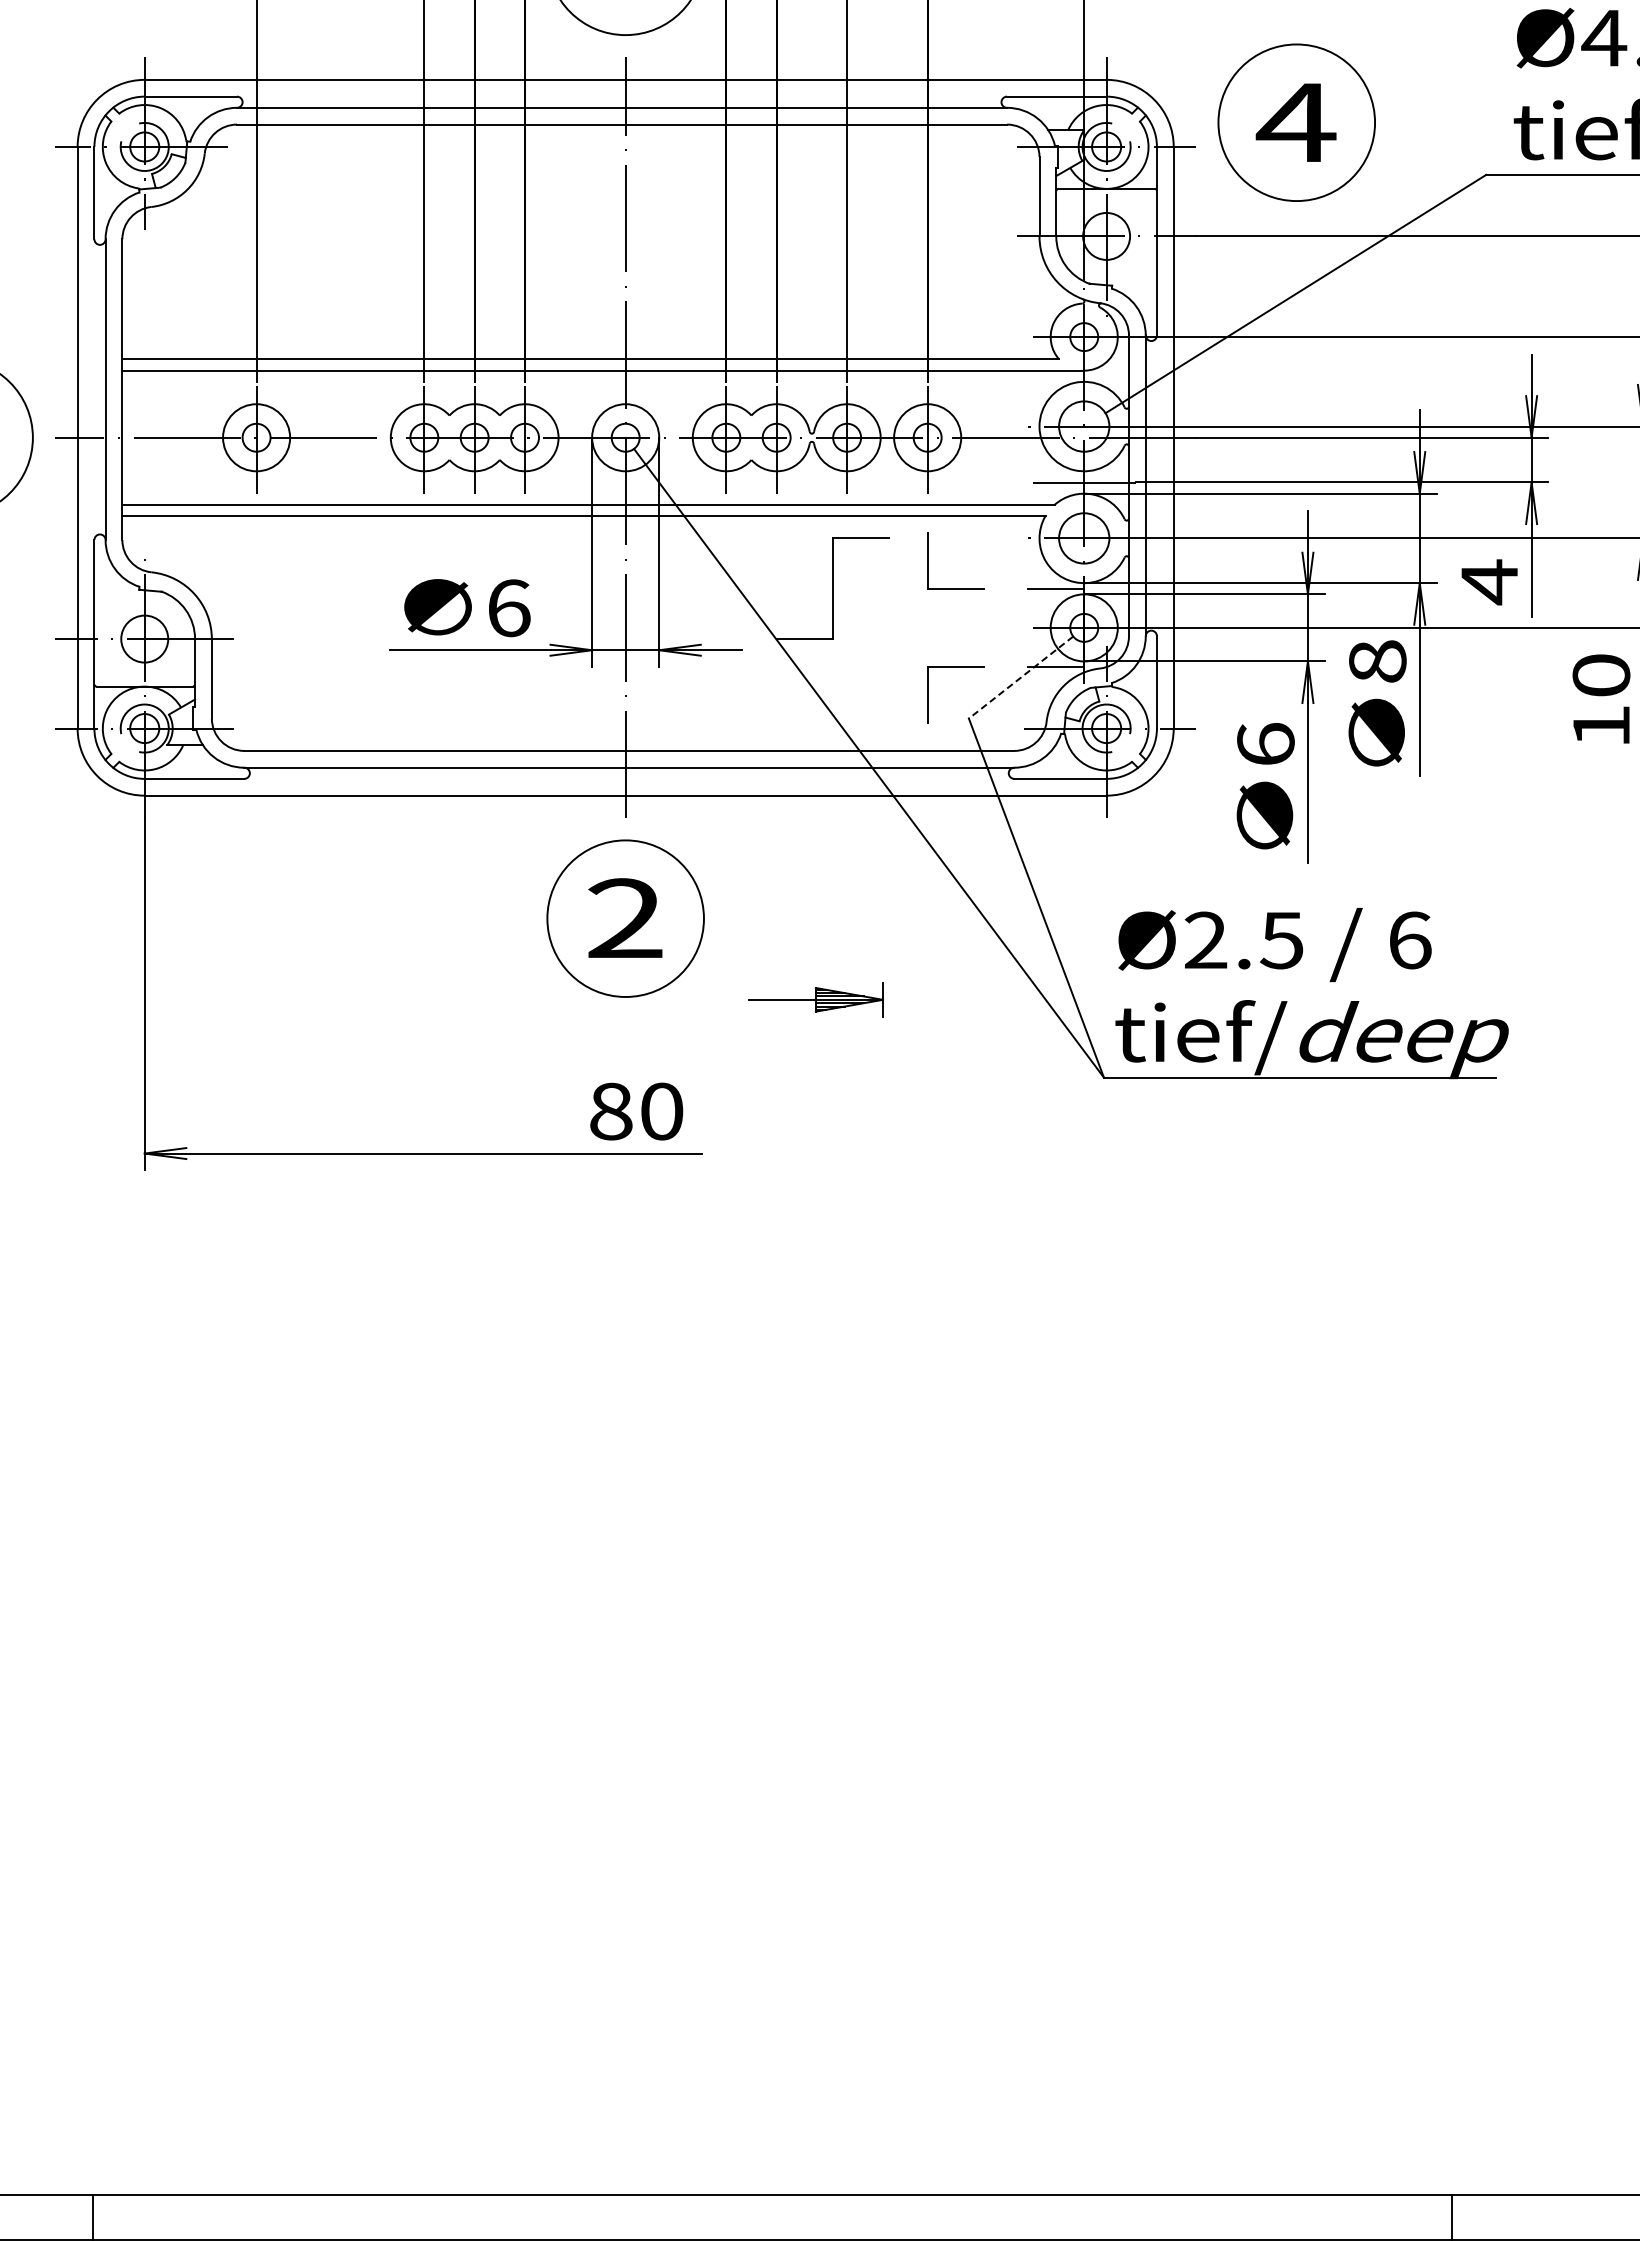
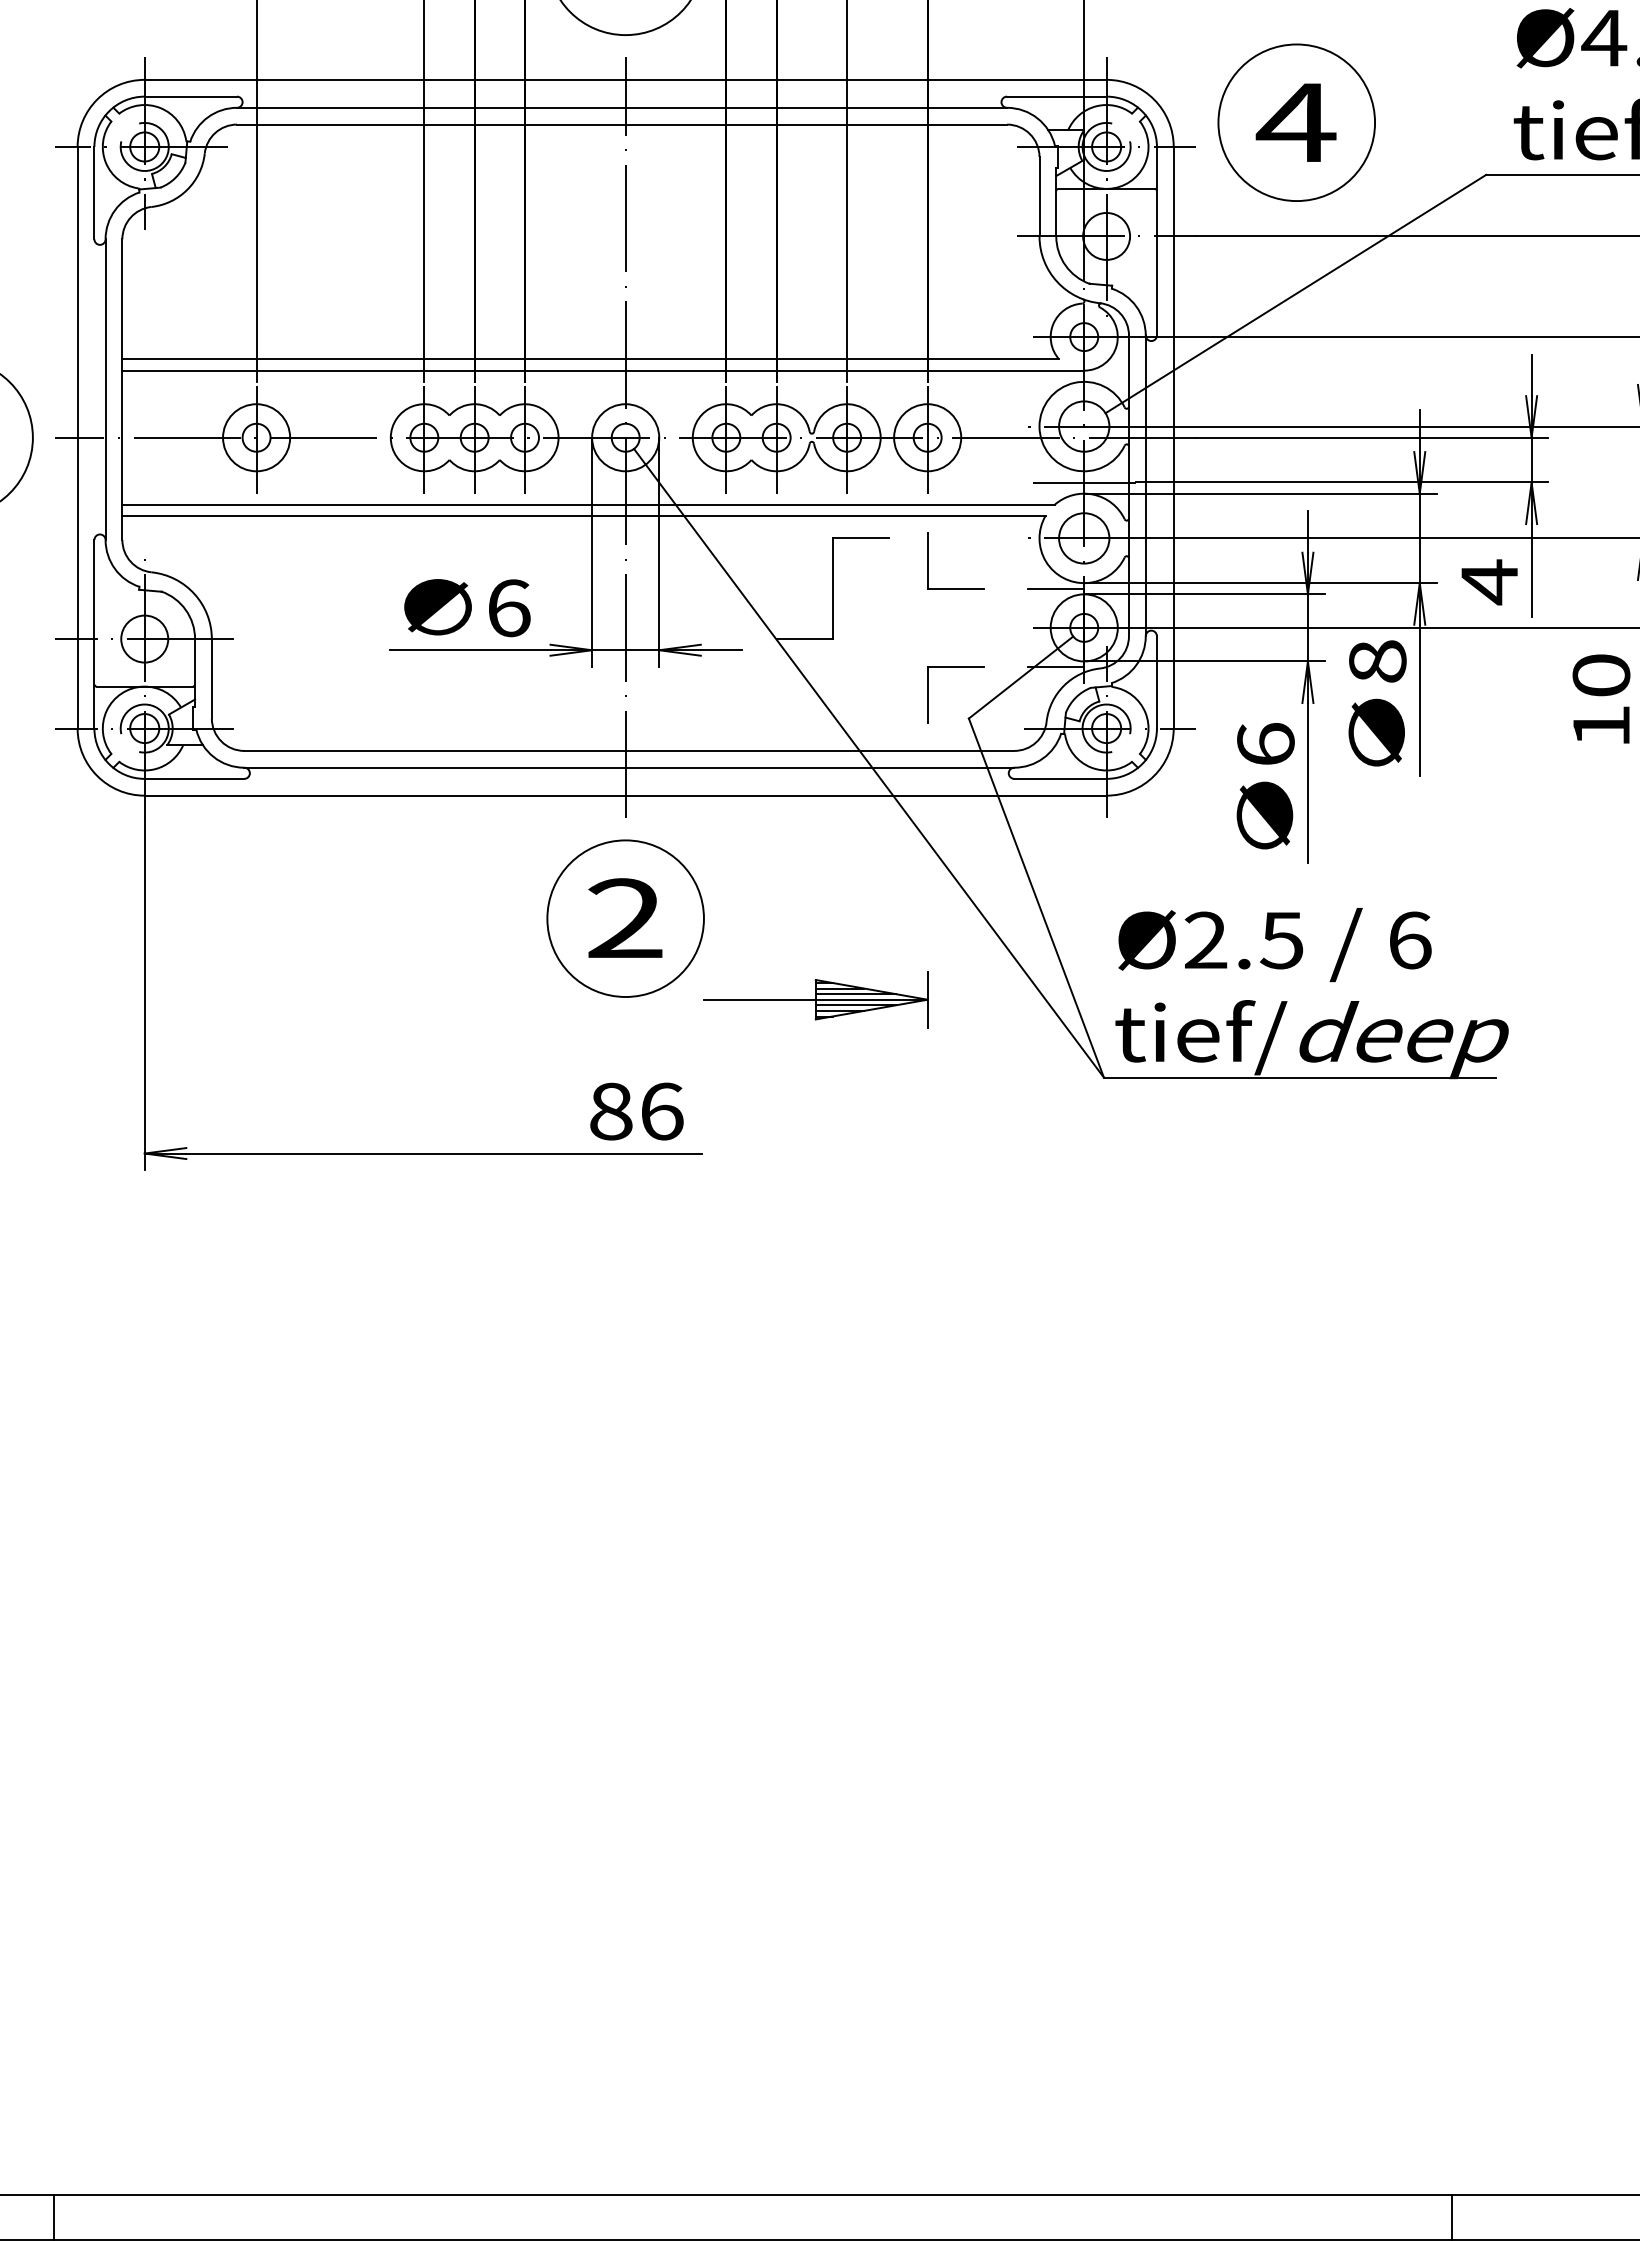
line: dashed -> solid (1020, 677)
part size: 136x36 px -> 226x58 px (815, 999)
text: 80 -> 86 (662, 1111)
line position: (93, 2216) -> (54, 2216) (54, 2216)
